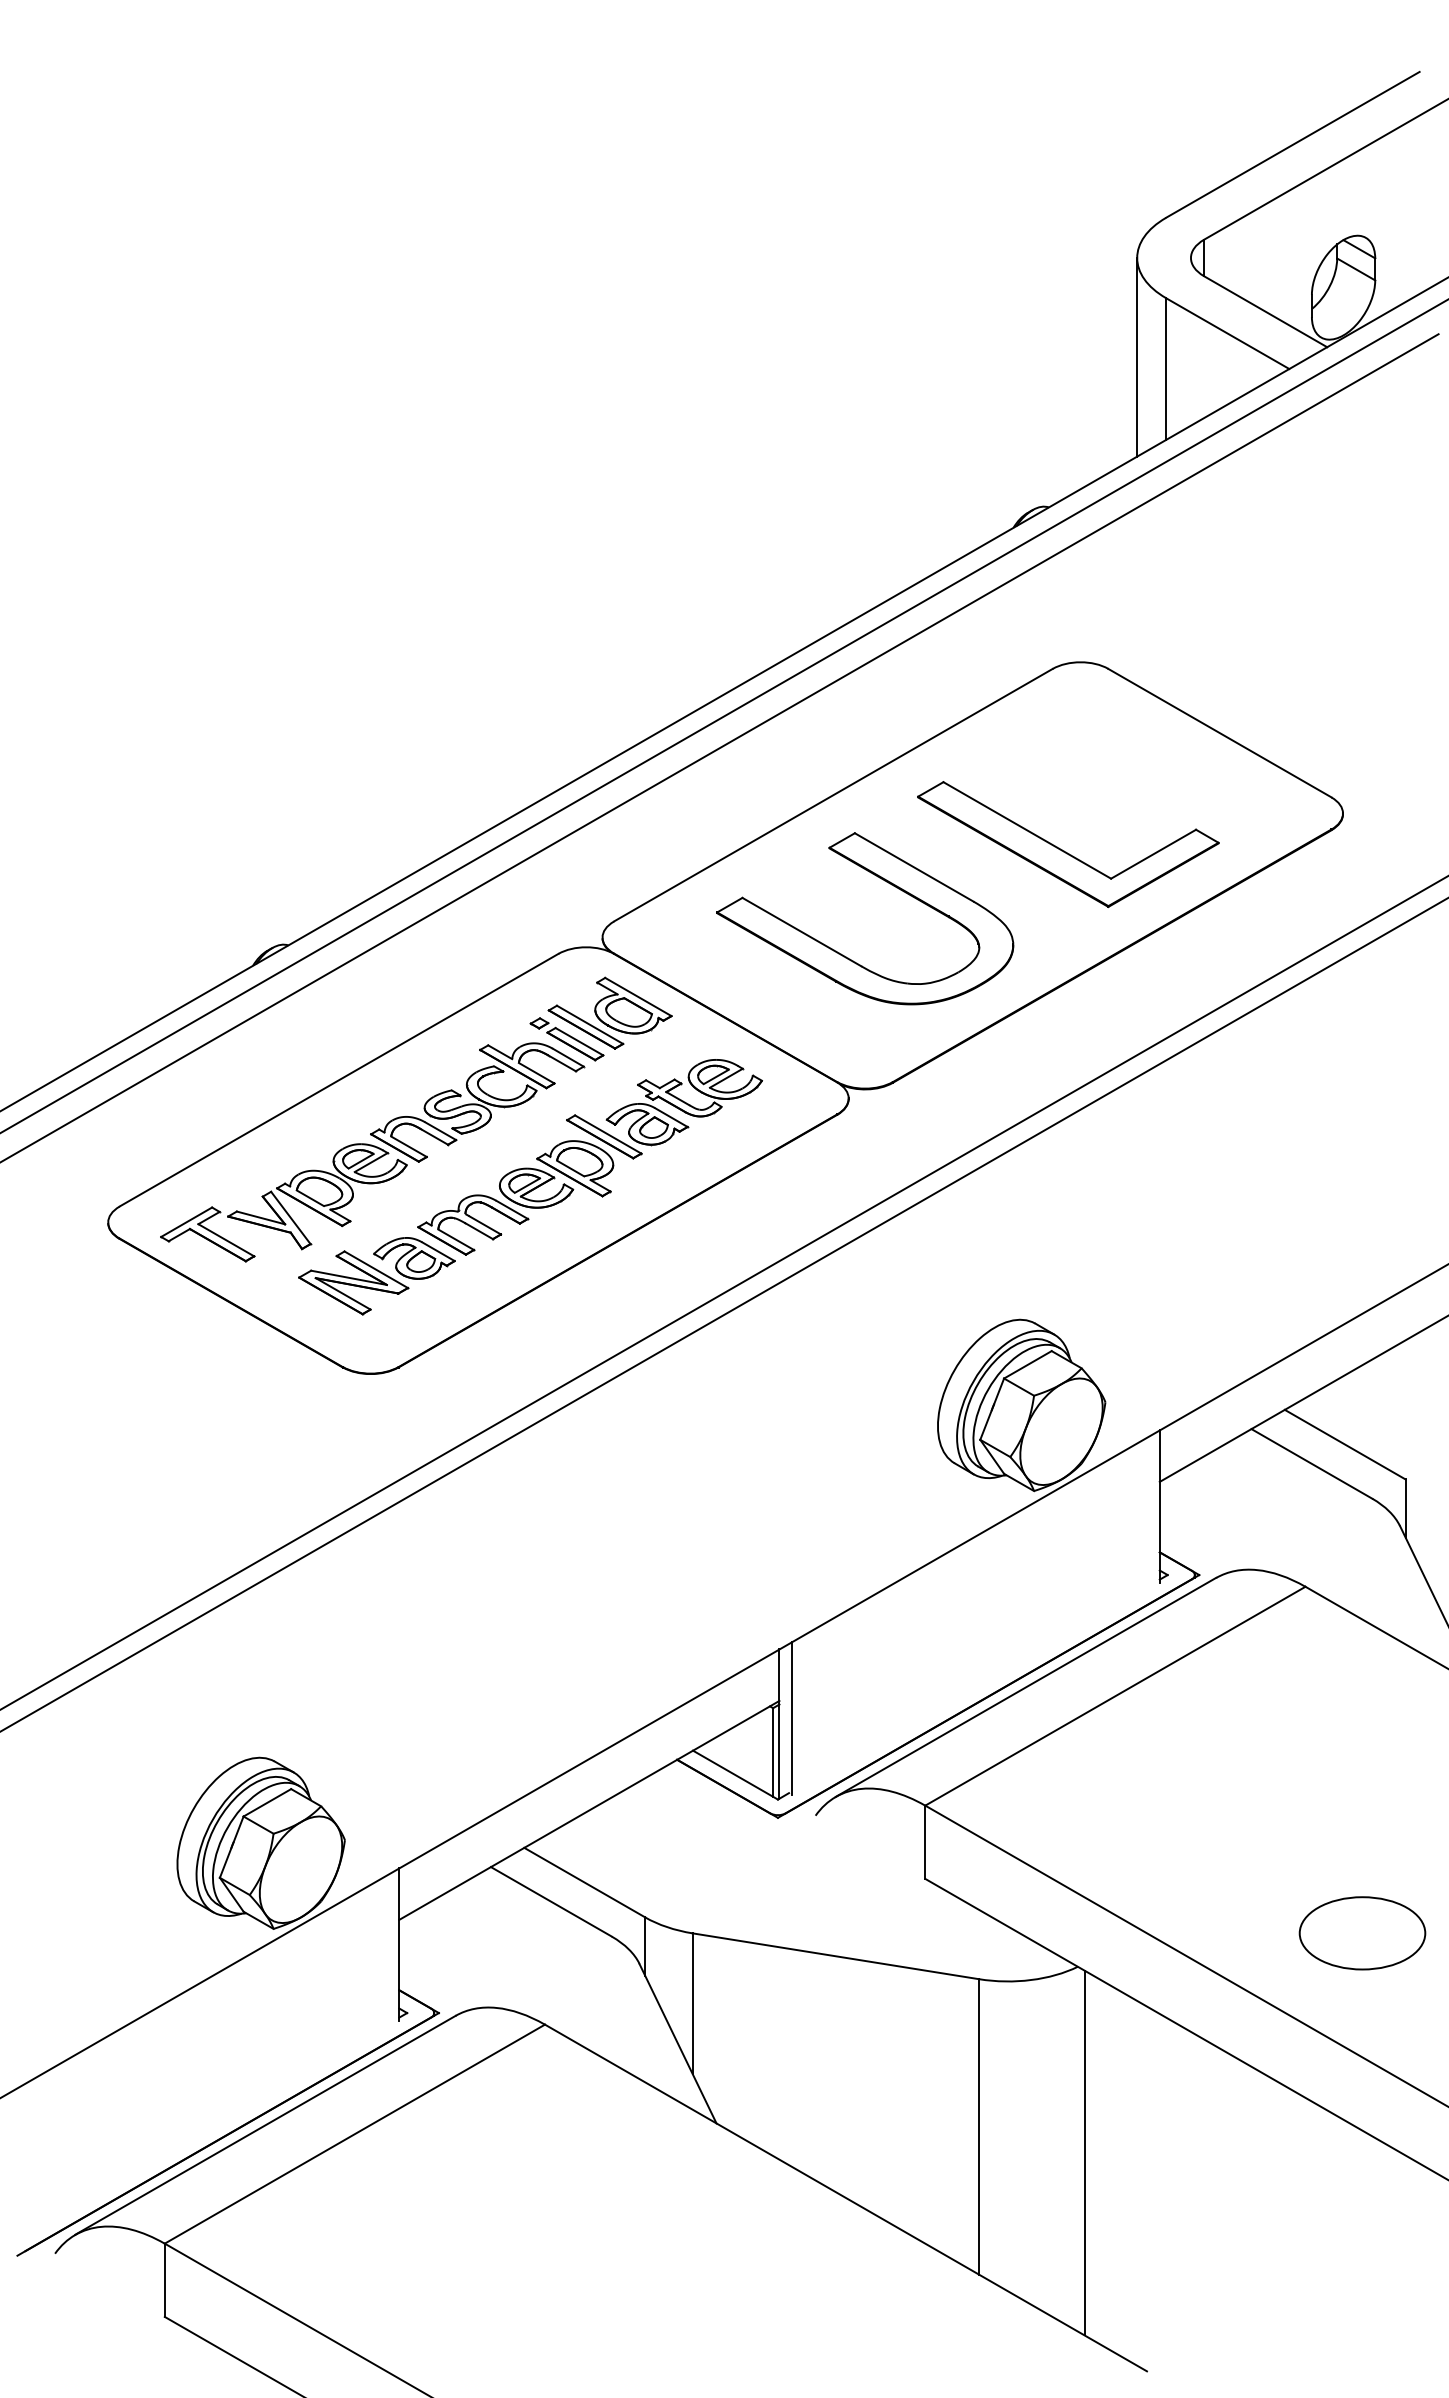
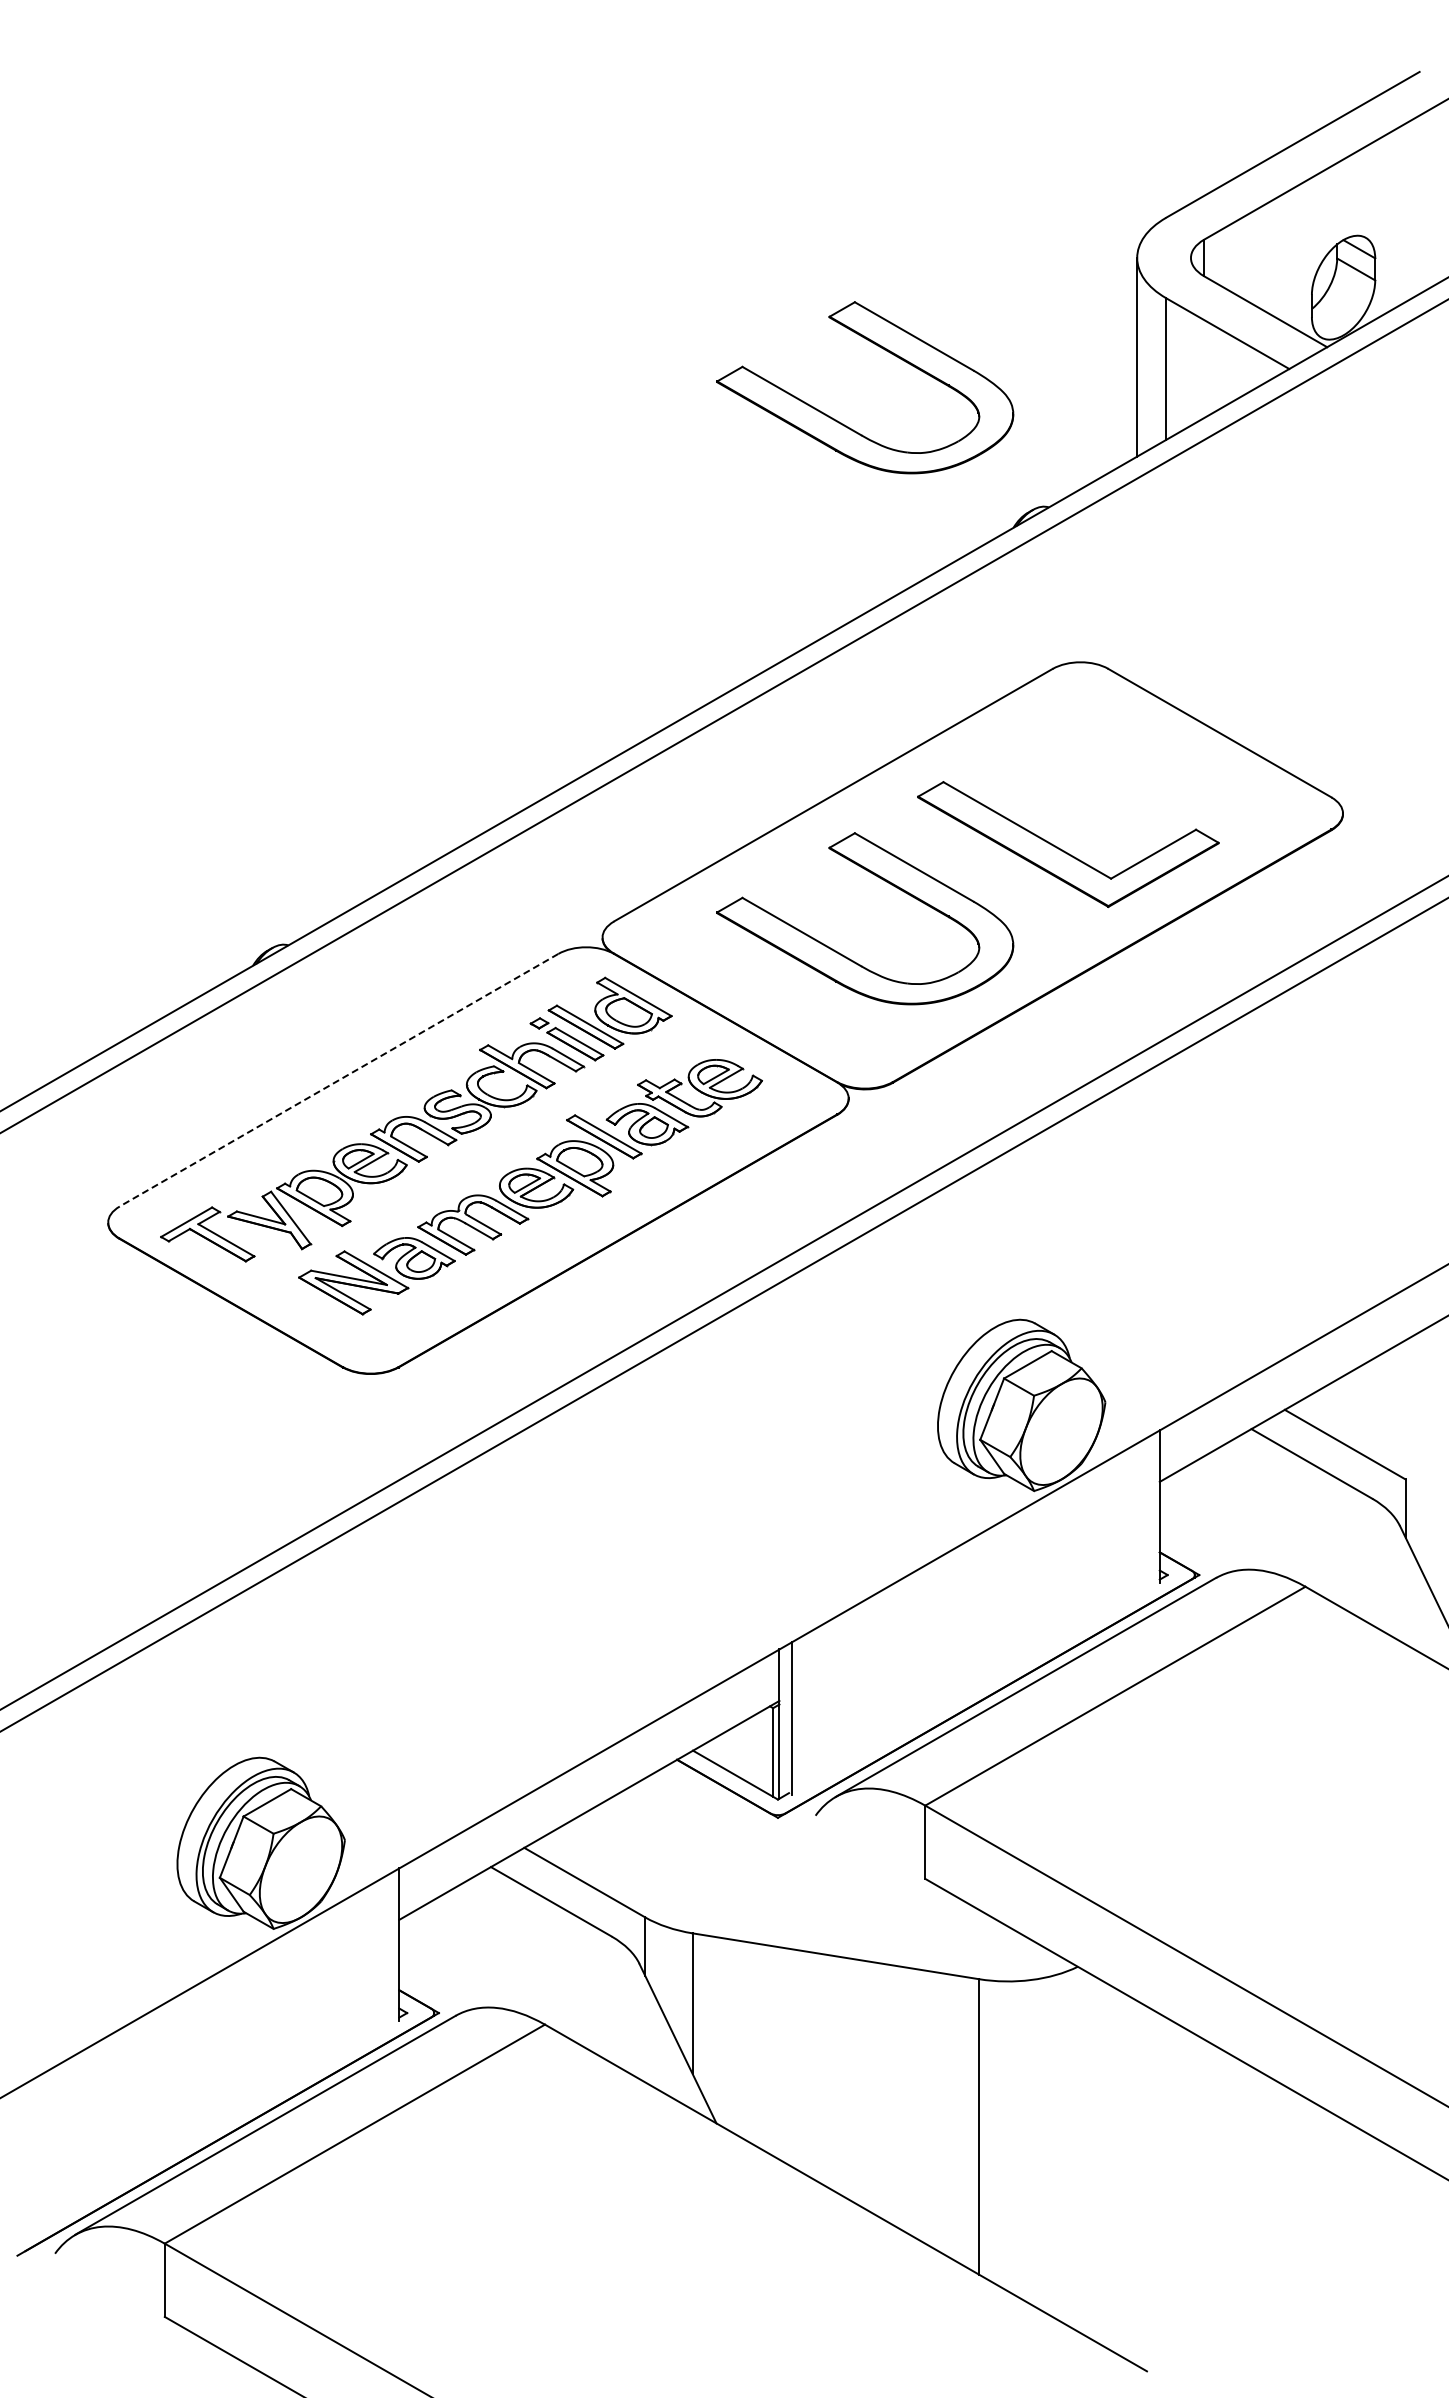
part: none -> present (884, 350)
line: present -> none (720, 747)
line: solid -> dashed (338, 1080)
part: present -> none (1362, 1933)
line: present -> none (1084, 2152)
